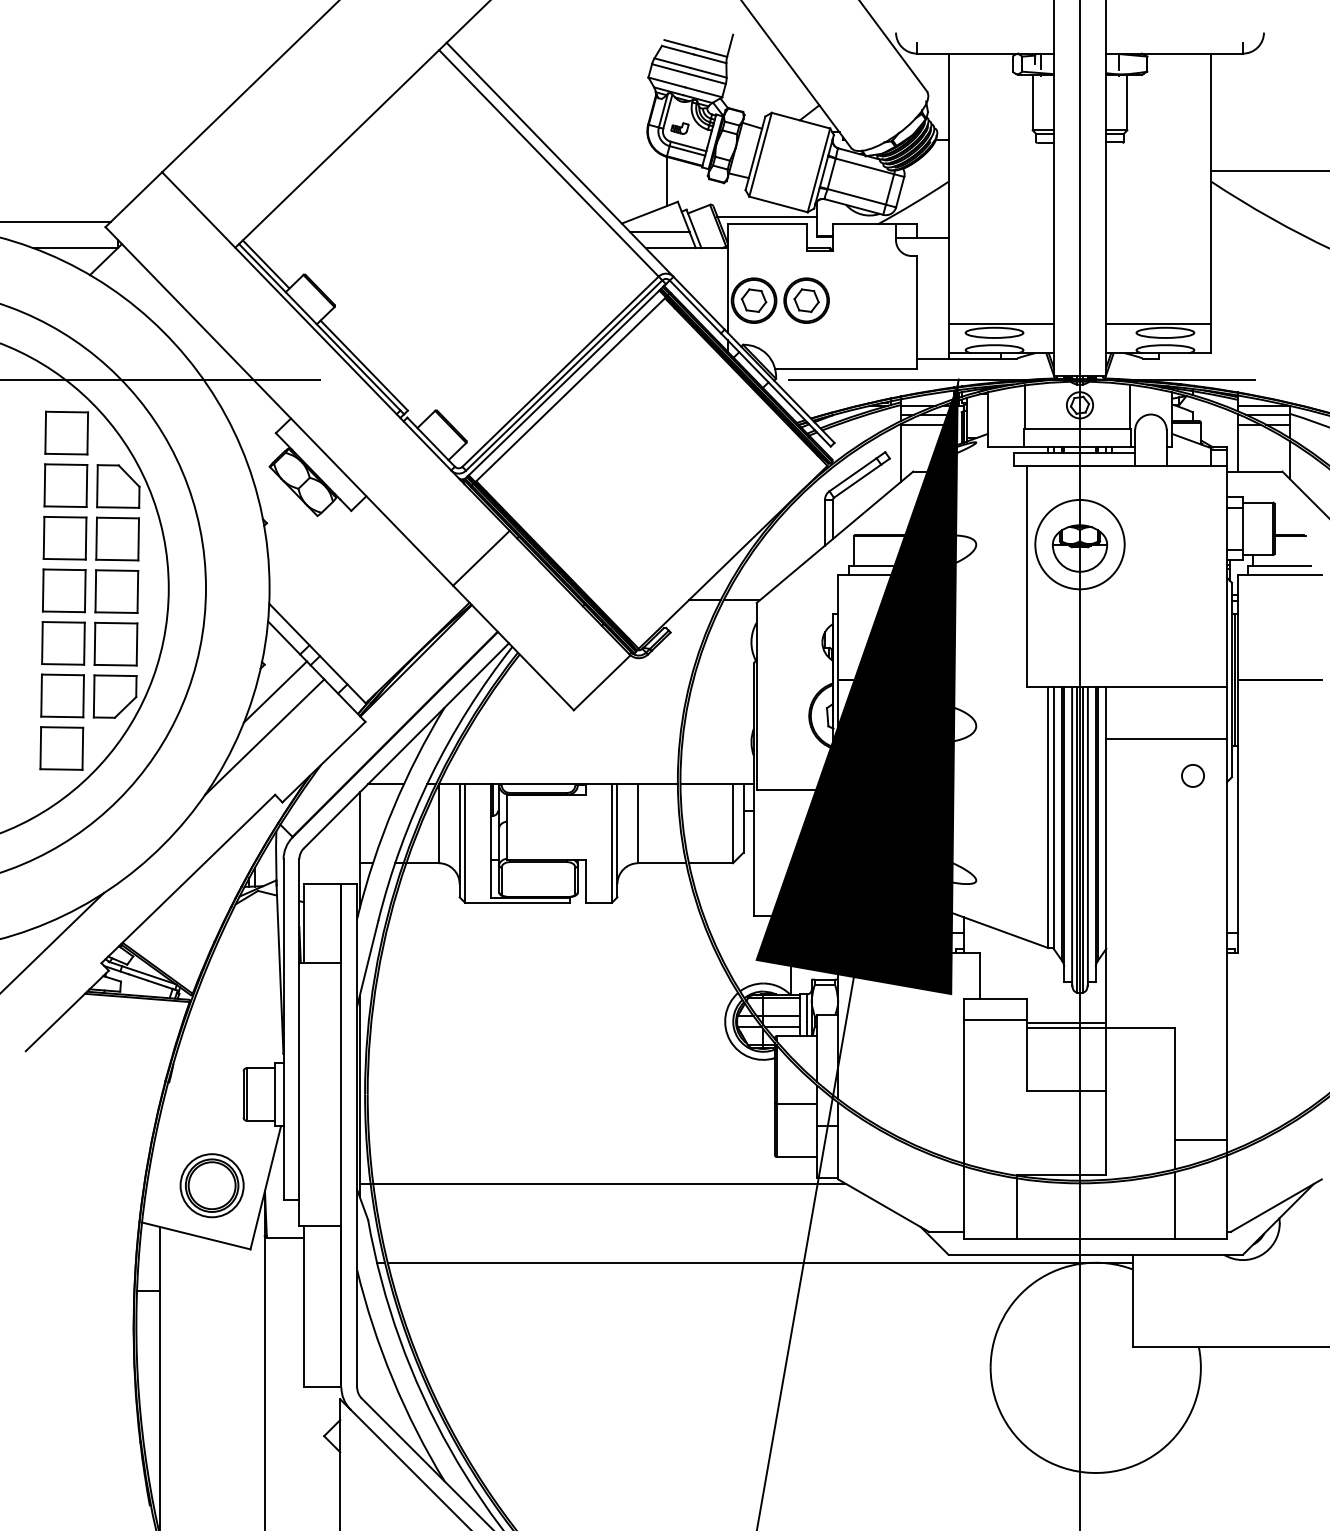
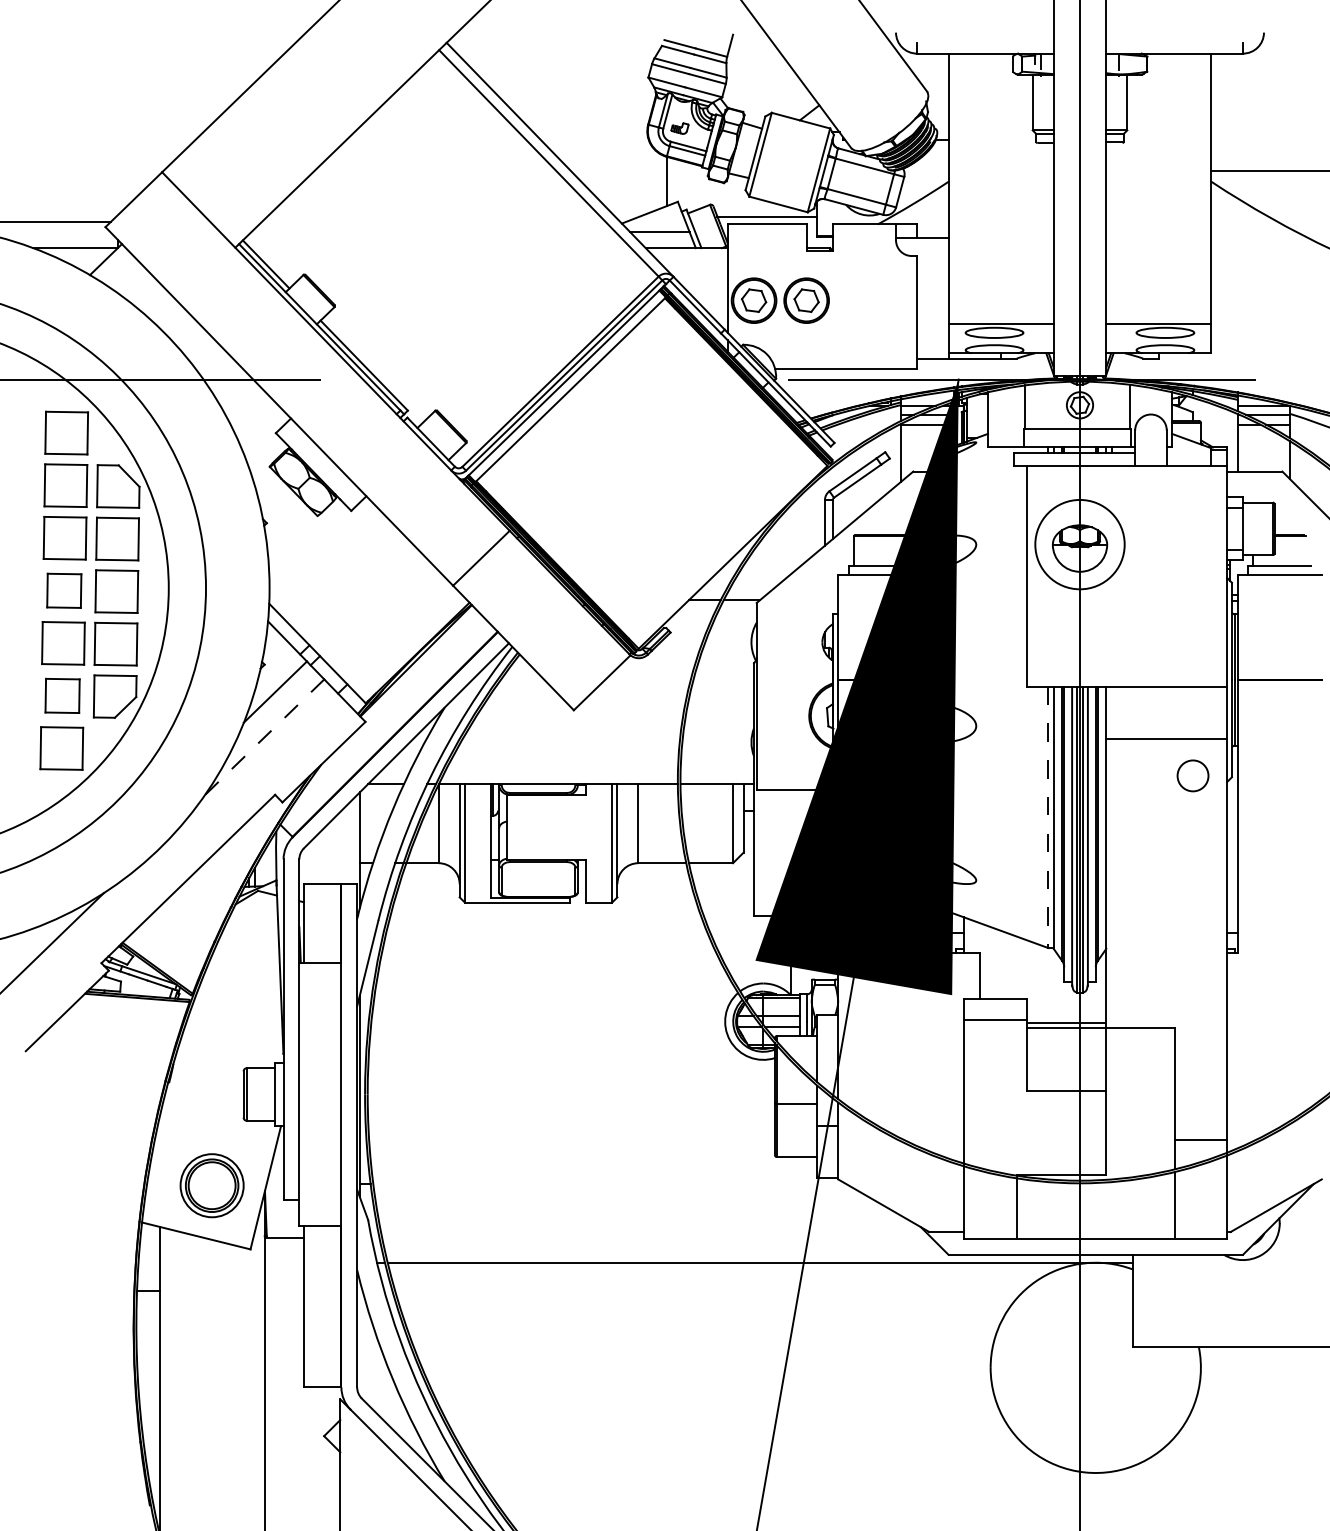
part size: 45x46 px -> 37x37 px (64, 590)
part size: 45x46 px -> 37x37 px (62, 695)
line: solid -> dashed (264, 737)
circle size: 24x24 px -> 34x34 px (1192, 775)
line: solid -> dashed (1048, 817)
line: present -> none (609, 1183)
